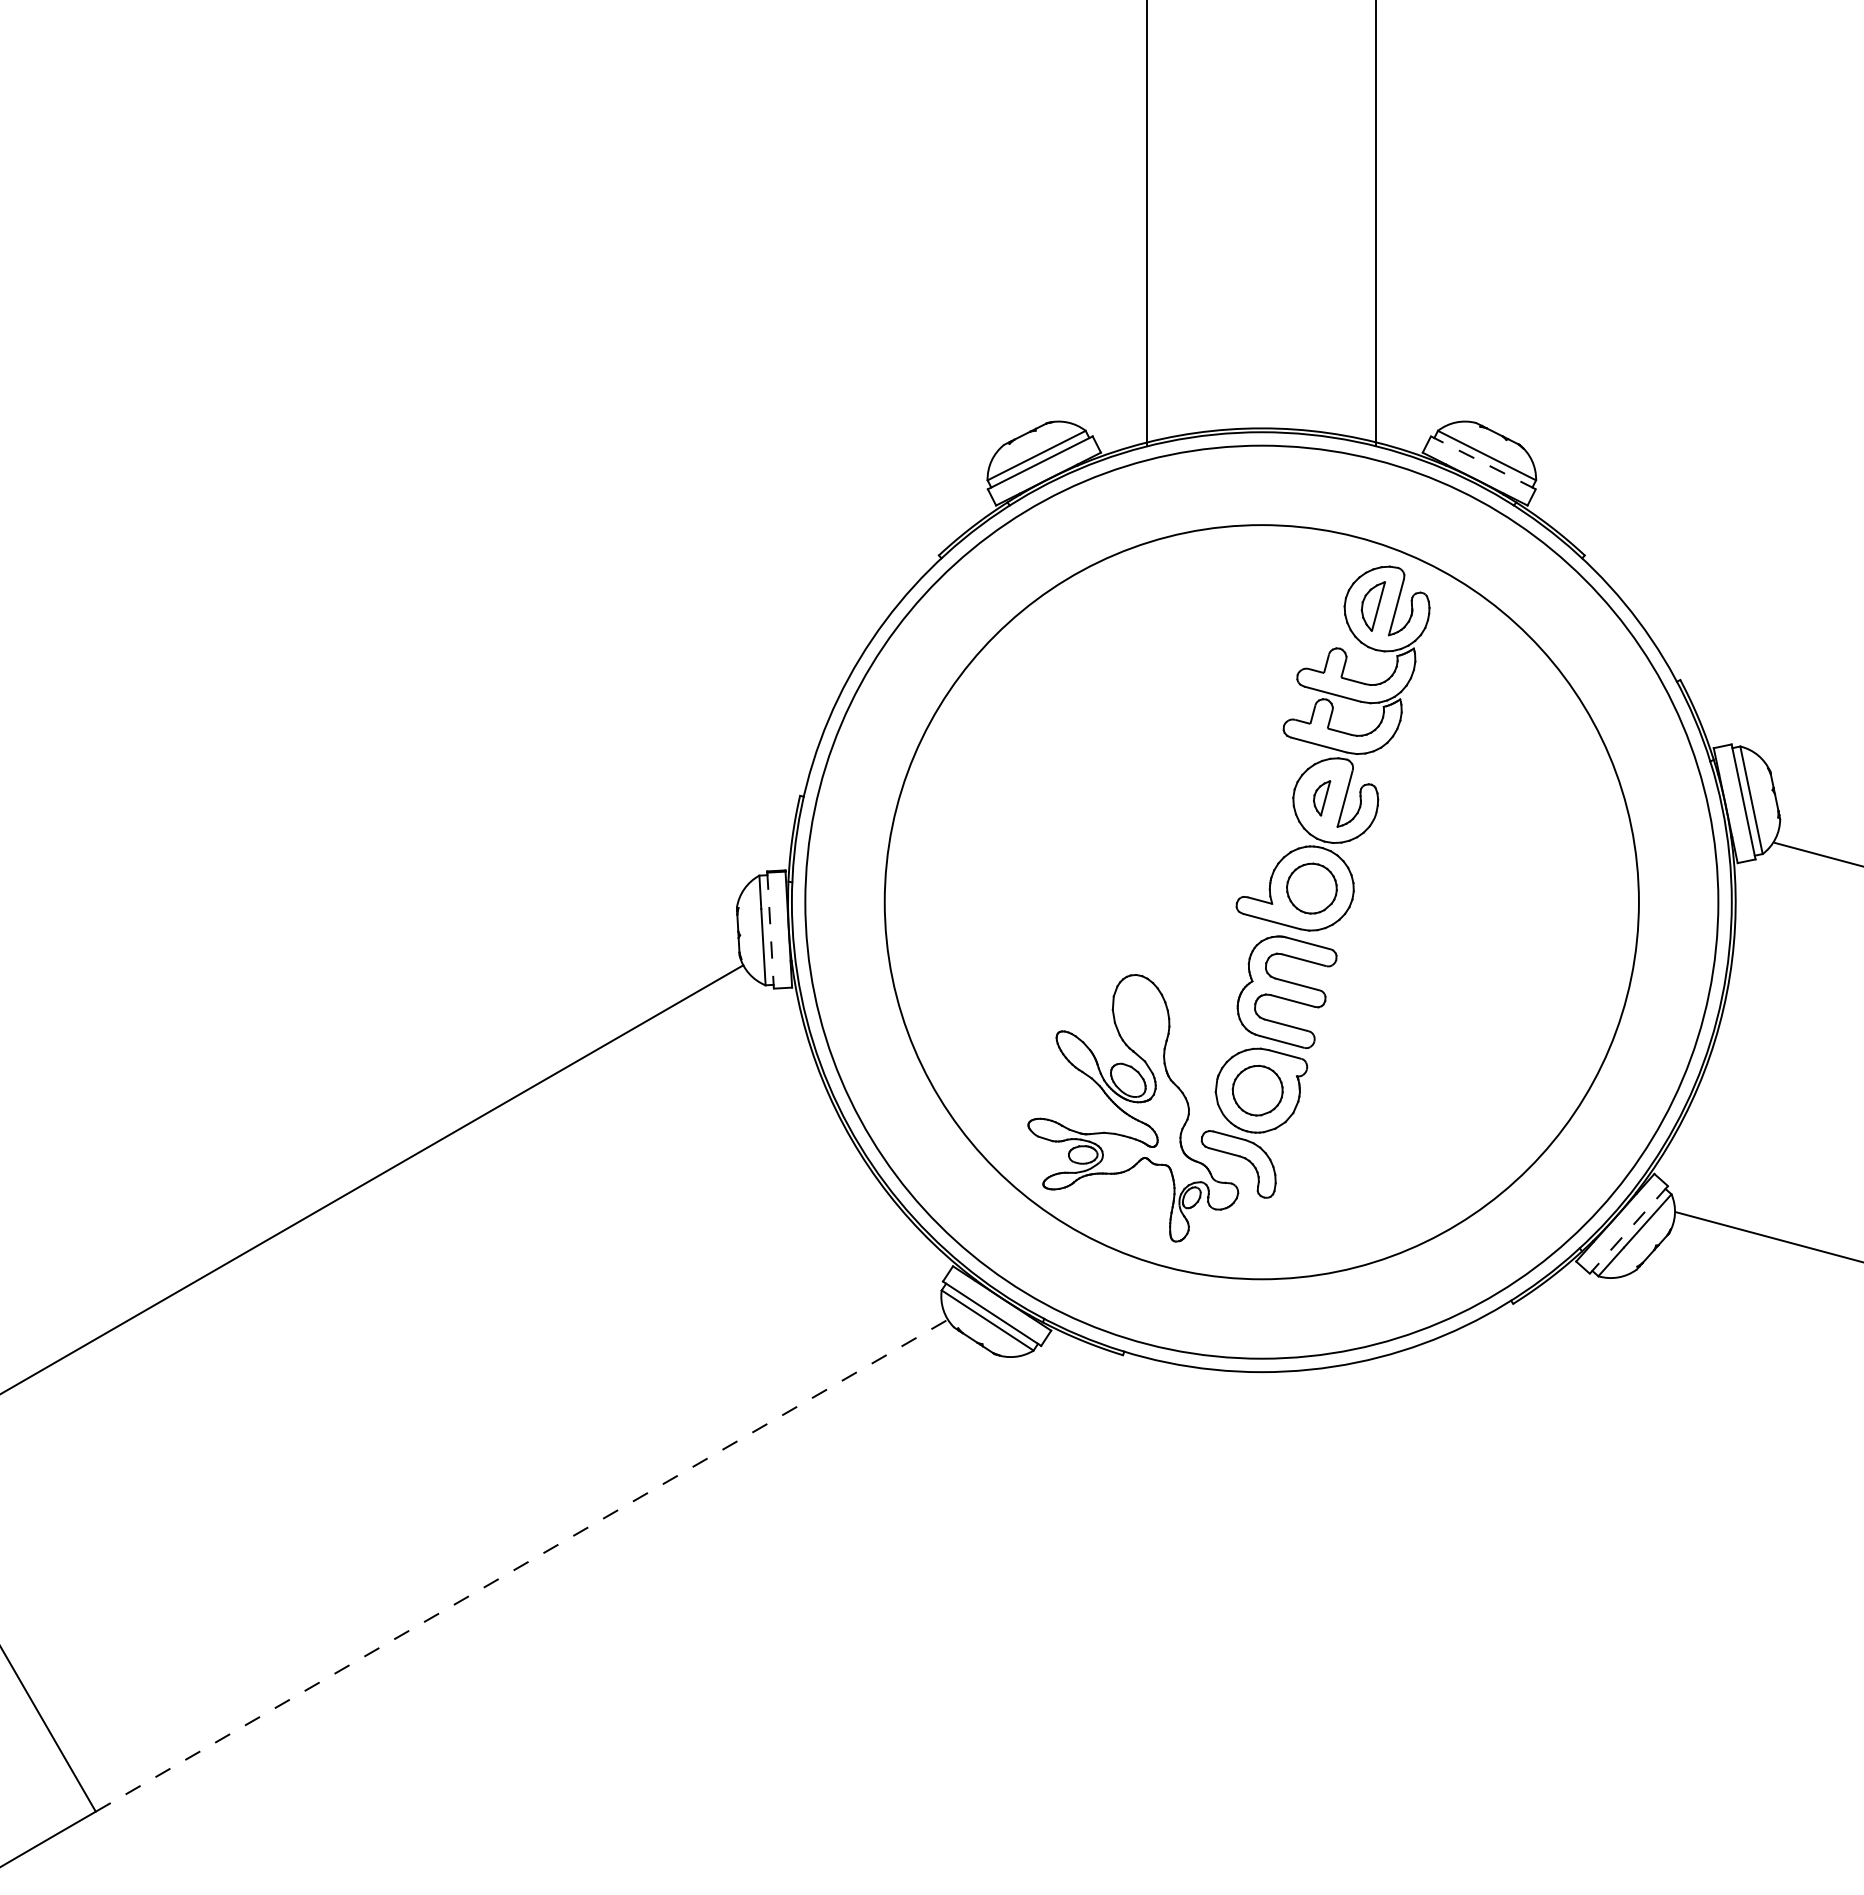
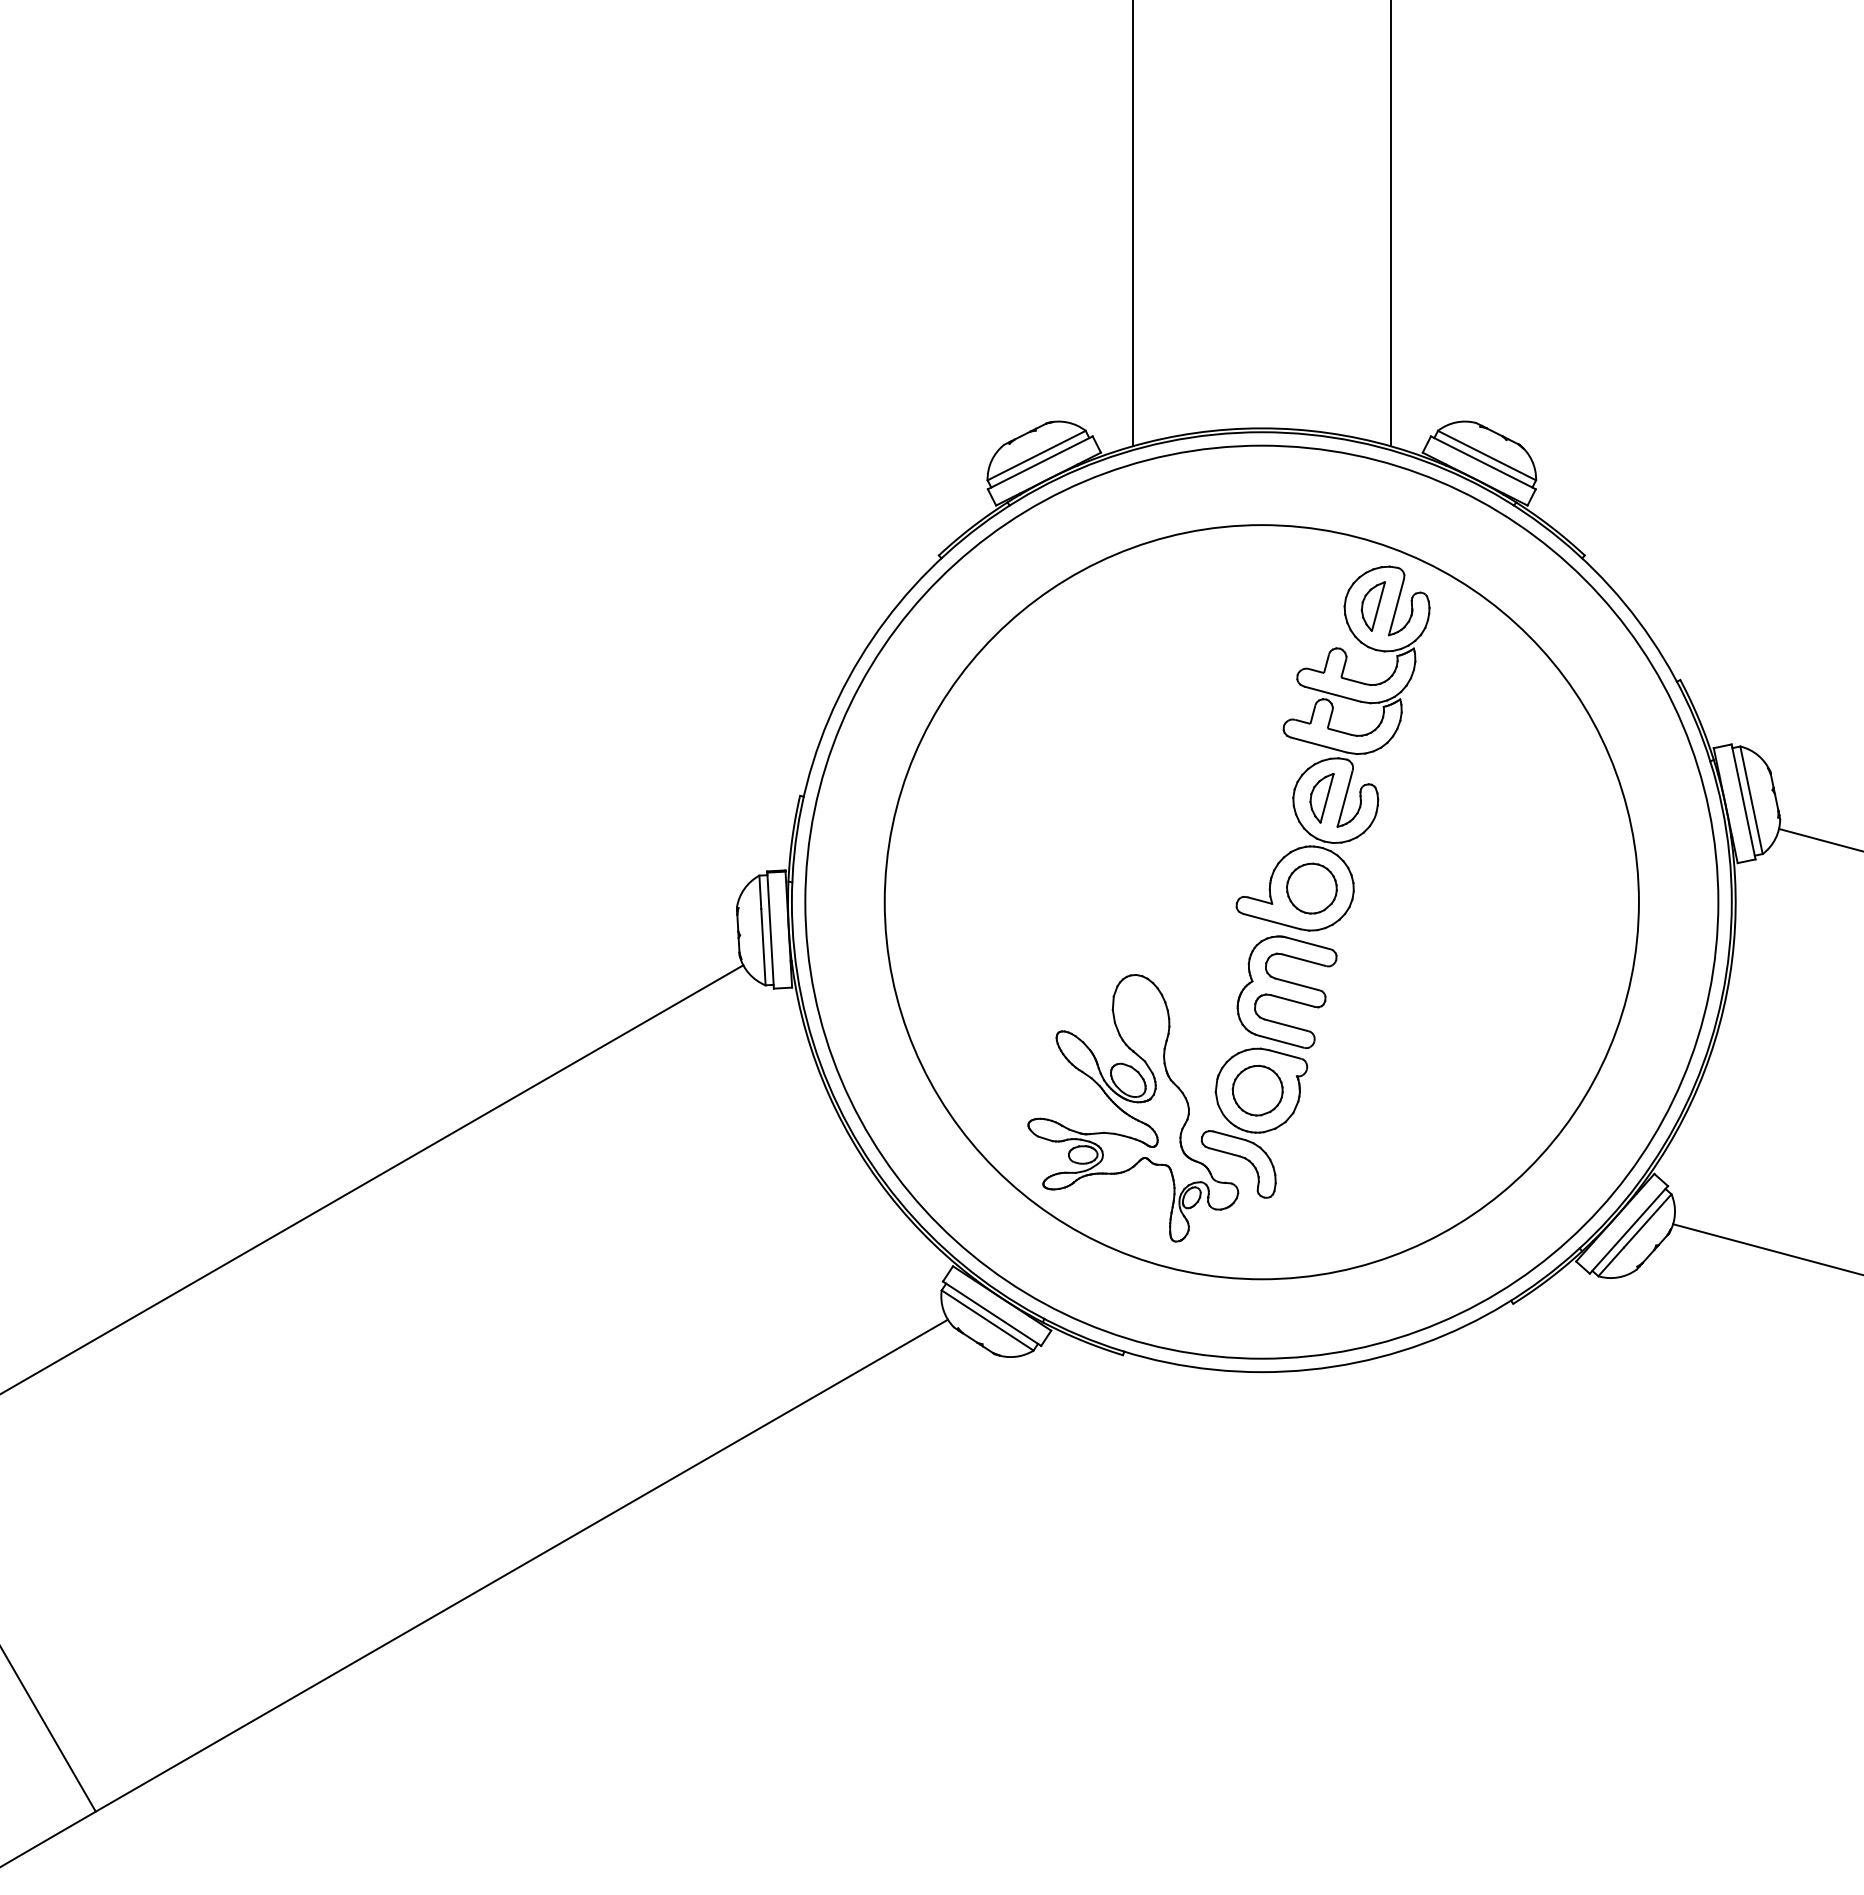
line position: (1146, 224) -> (1132, 224) (1132, 224)
line position: (1376, 224) -> (1391, 224) (1391, 224)
line: dashed -> solid (1483, 462)
part size: 19x37 px -> 26x51 px (1321, 798)
line position: (1817, 853) -> (1819, 839) (1819, 839)
line: dashed -> solid (770, 931)
line: dashed -> solid (1628, 1229)
line position: (1768, 1236) -> (1766, 1249) (1766, 1249)
line: dashed -> solid (521, 1565)
